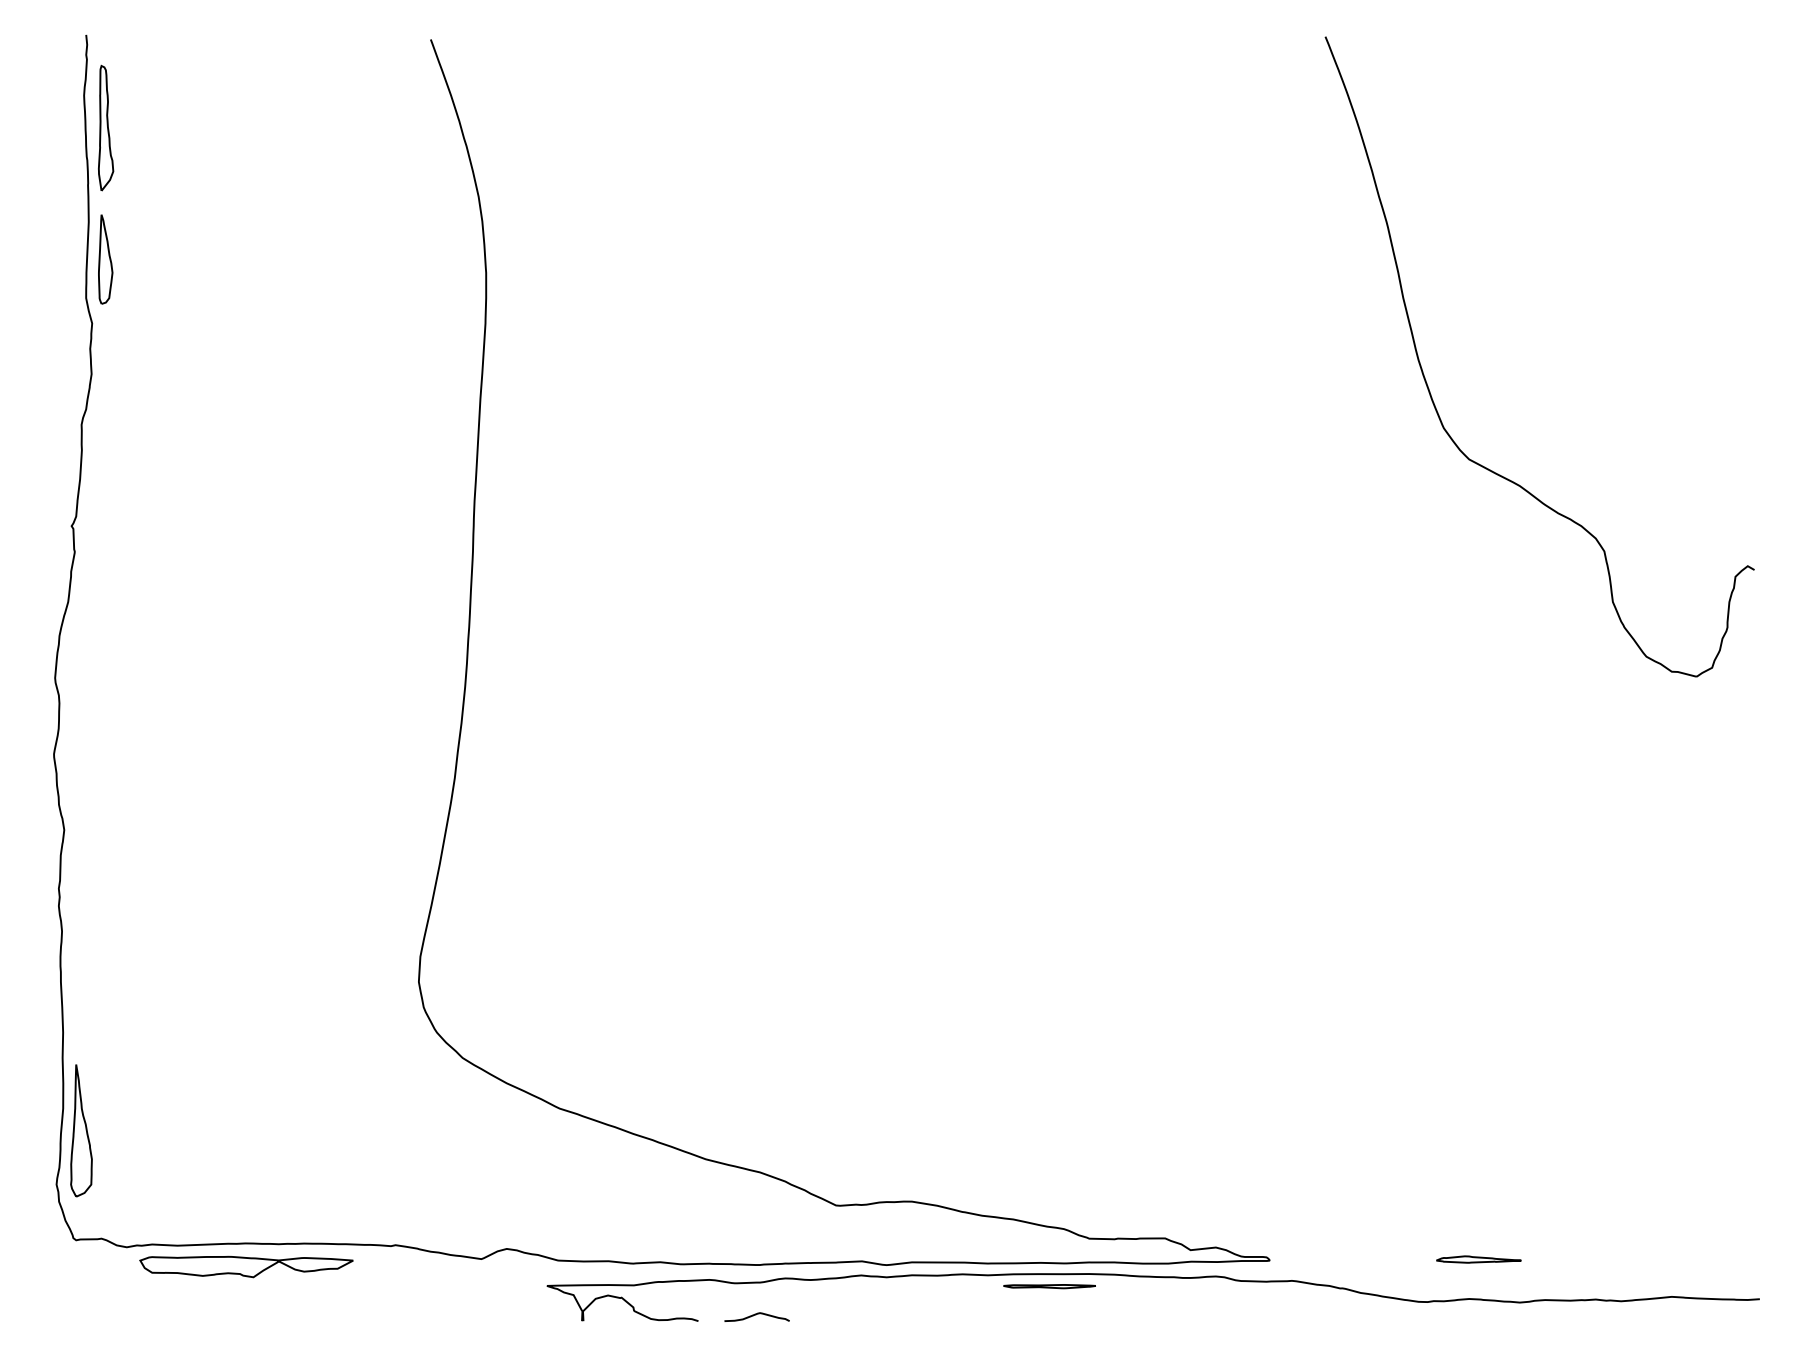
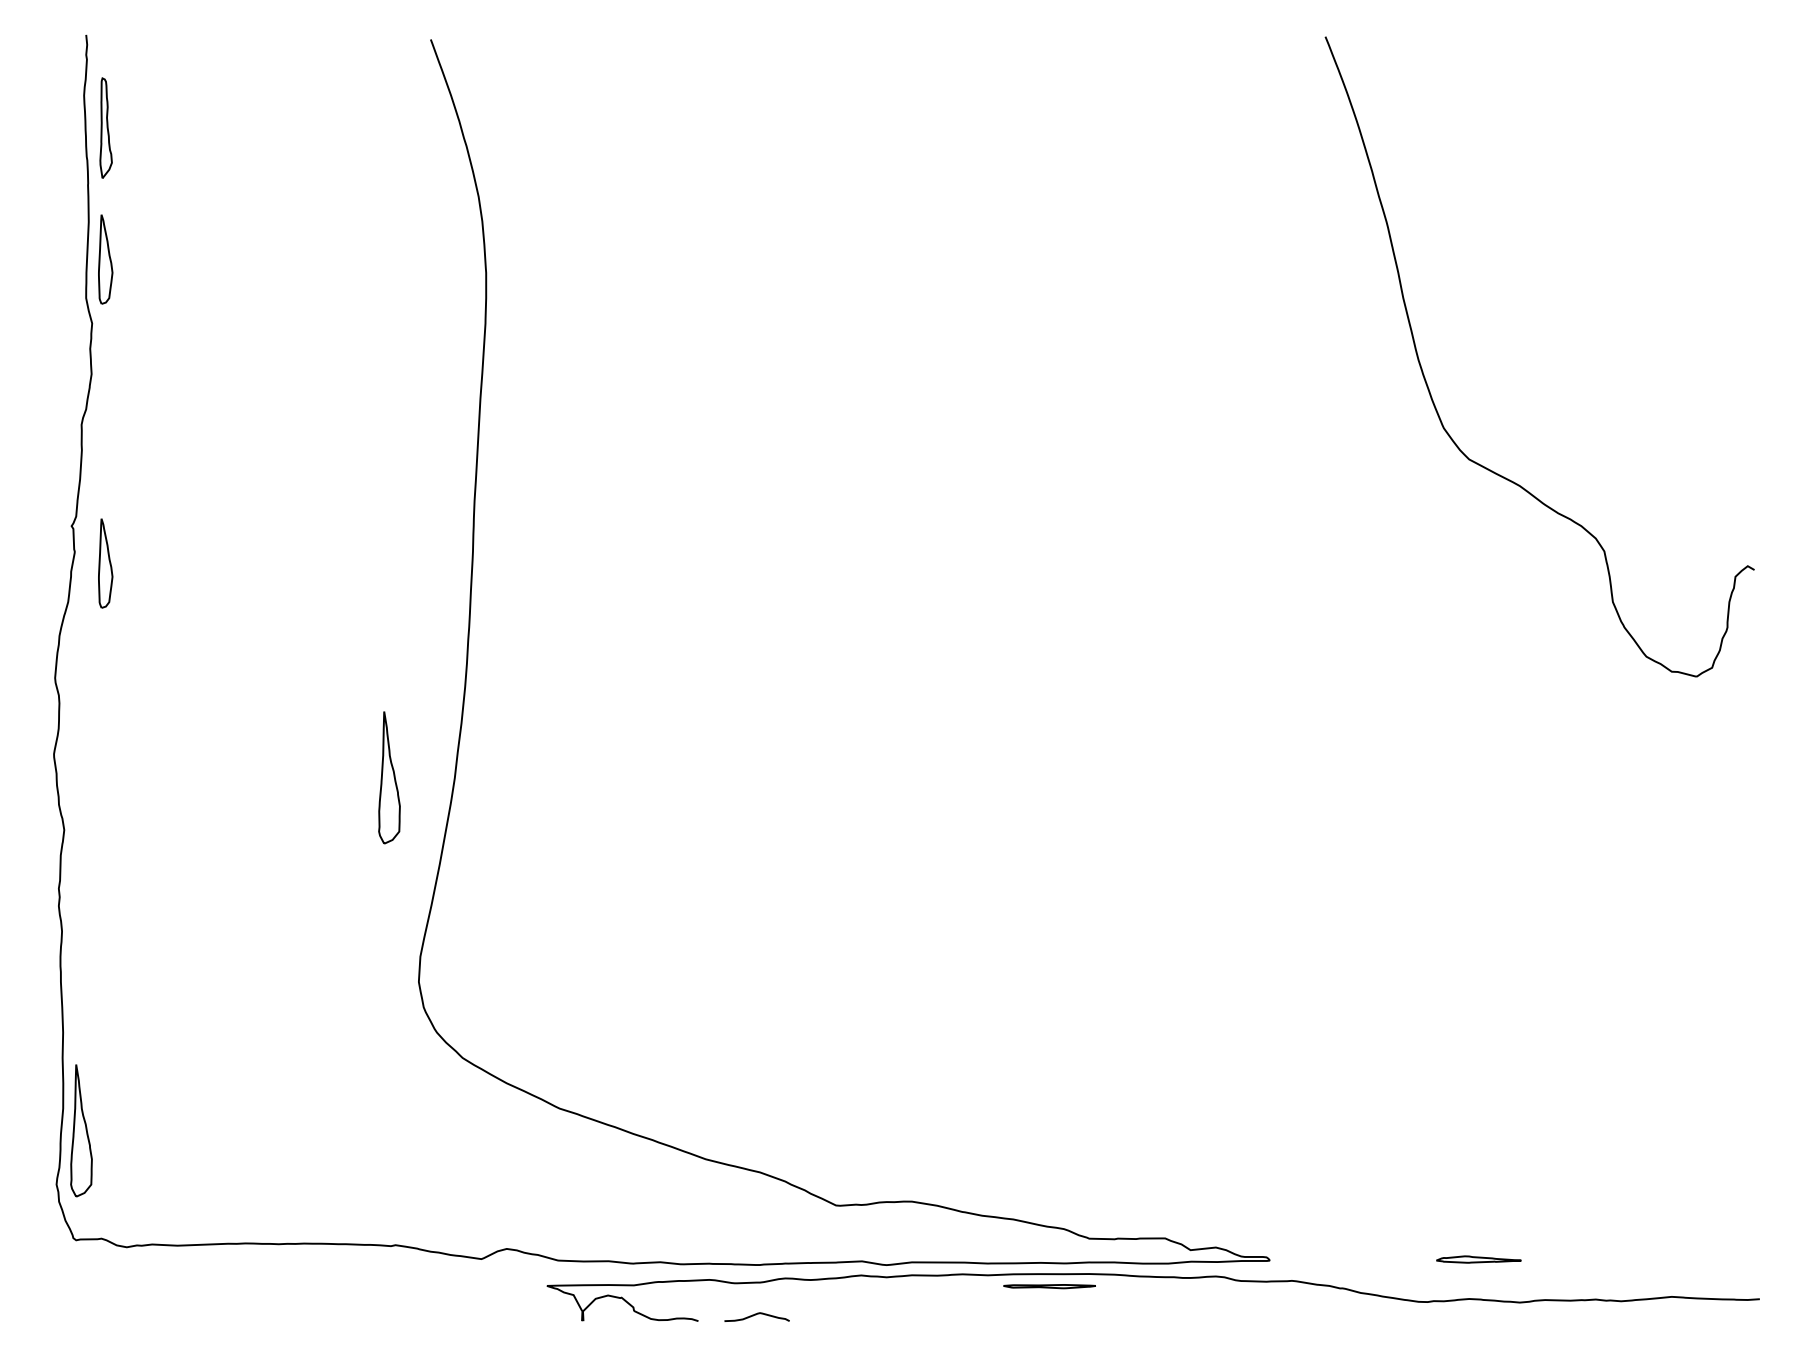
part size: 17x128 px -> 14x102 px (105, 127)
part: none -> present (105, 563)
part: none -> present (389, 777)
part: present -> none (246, 1266)
